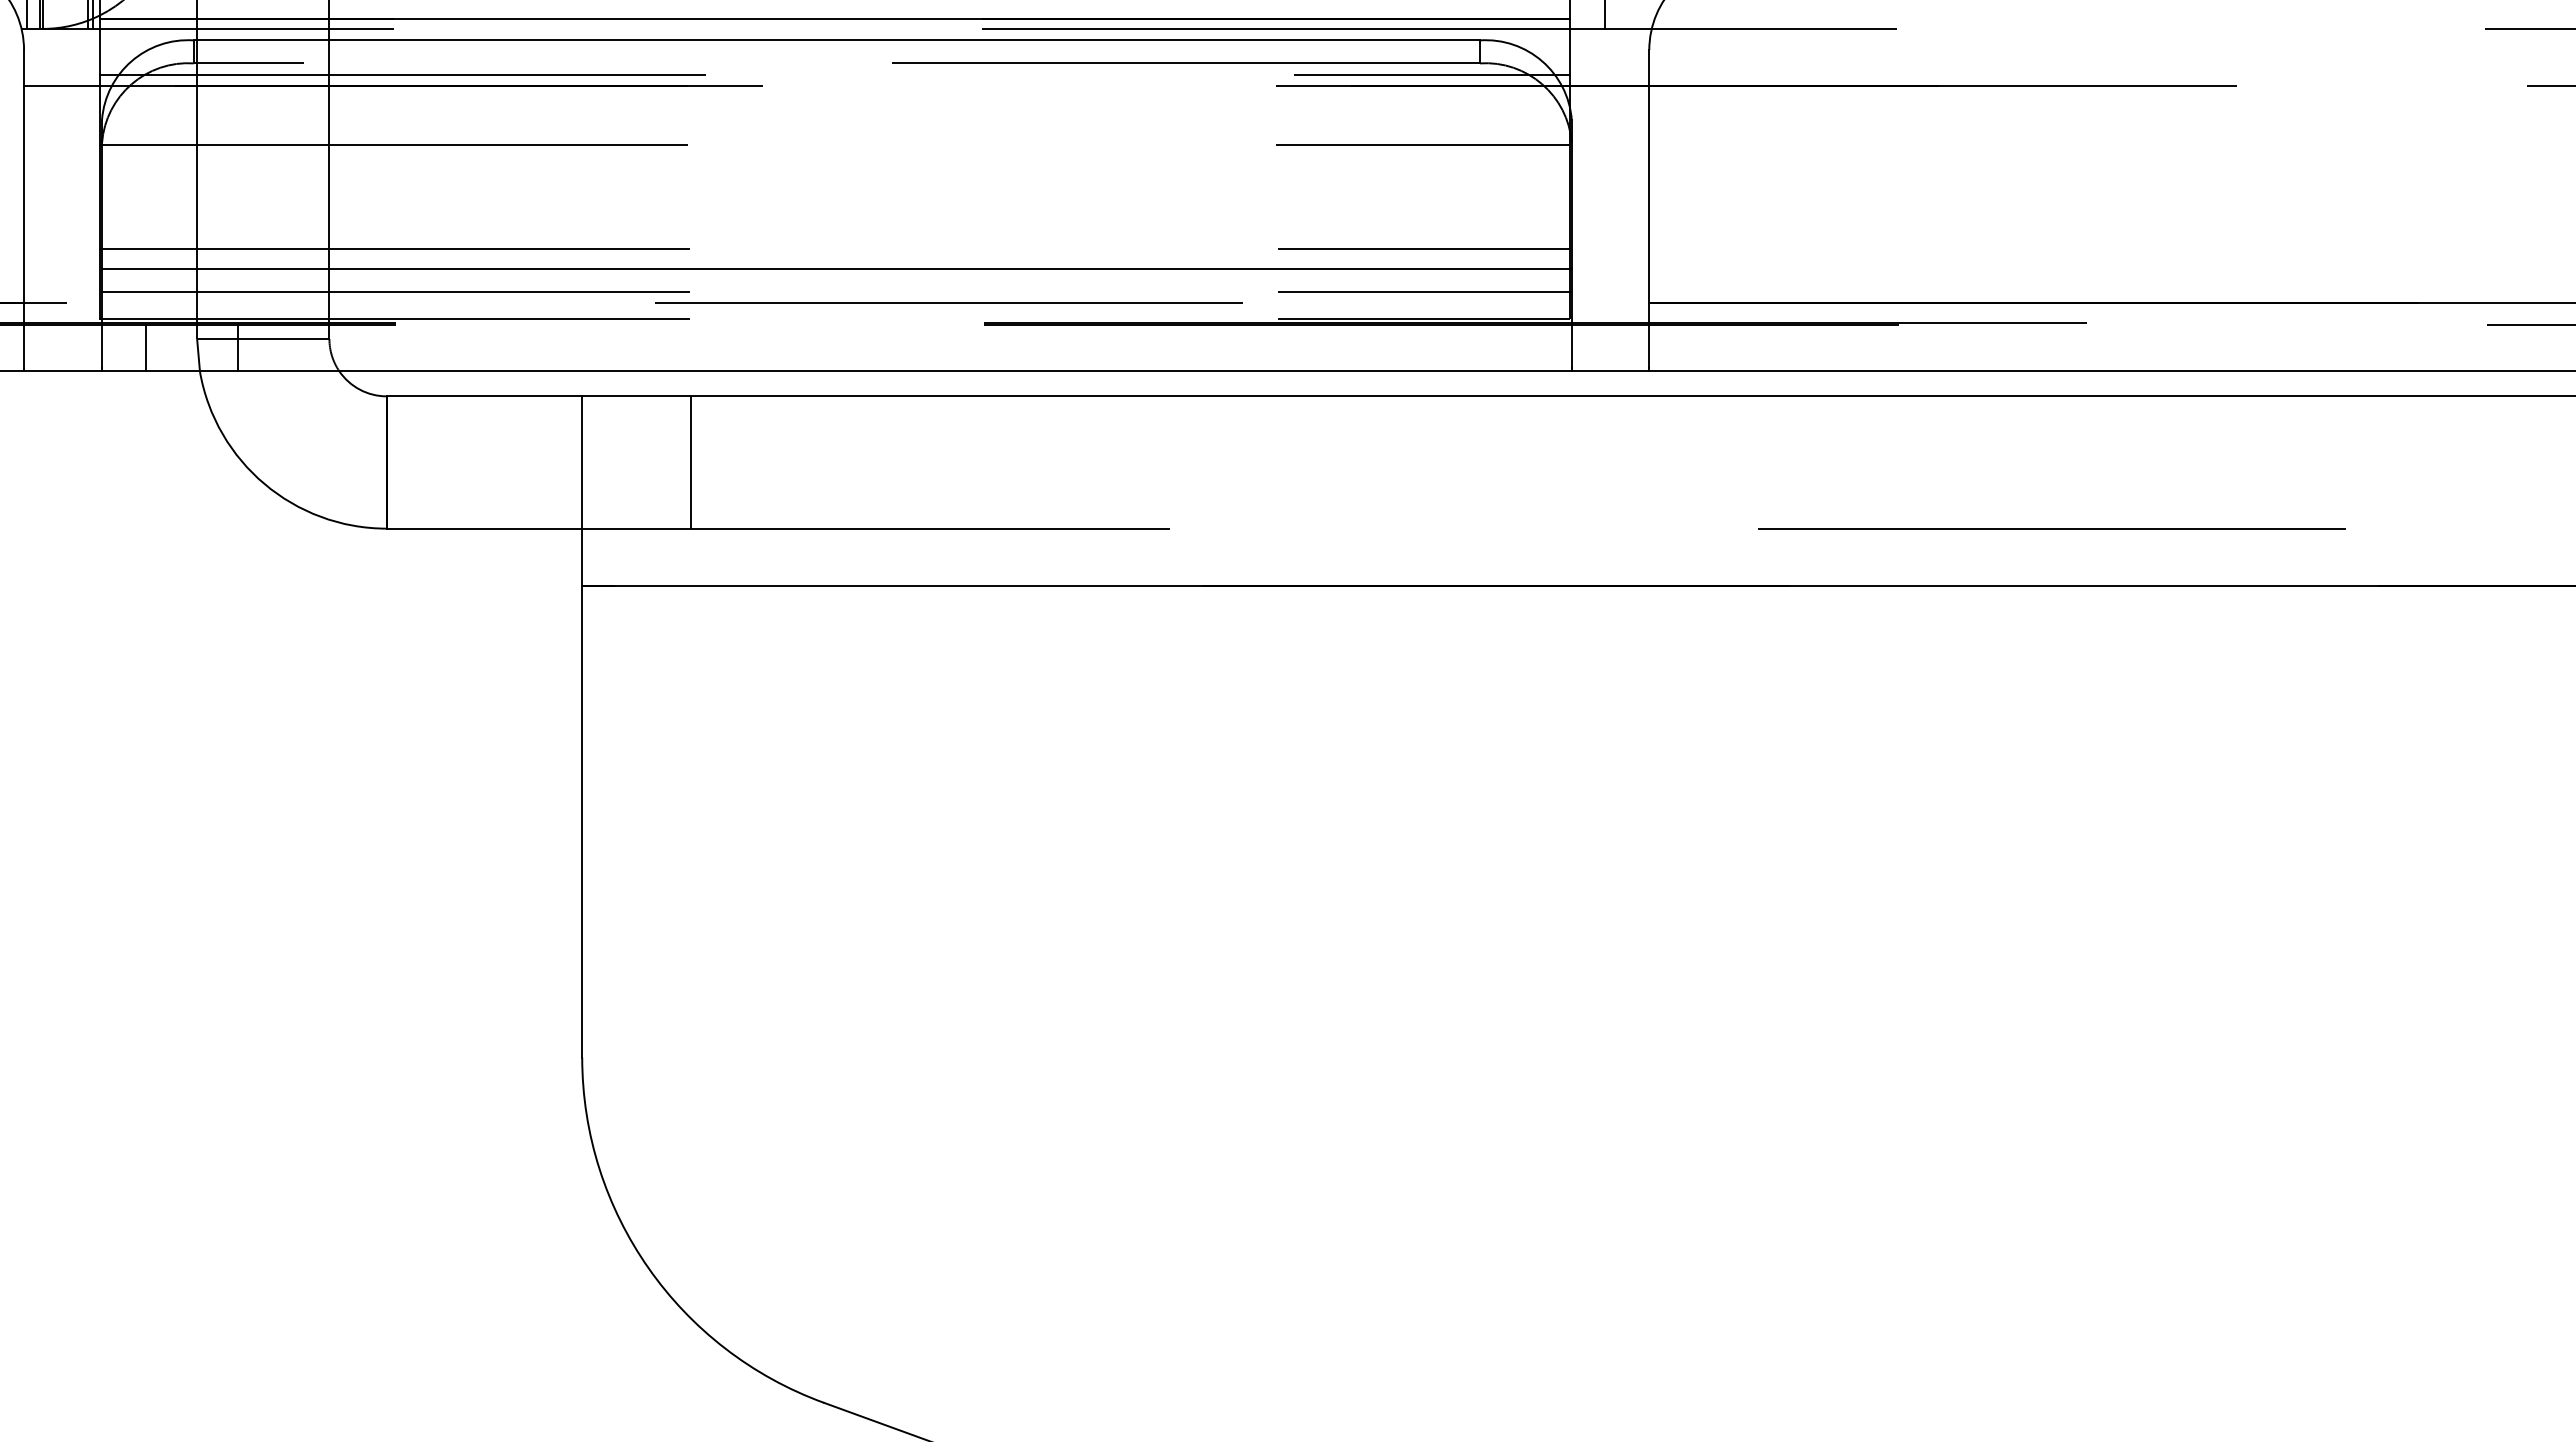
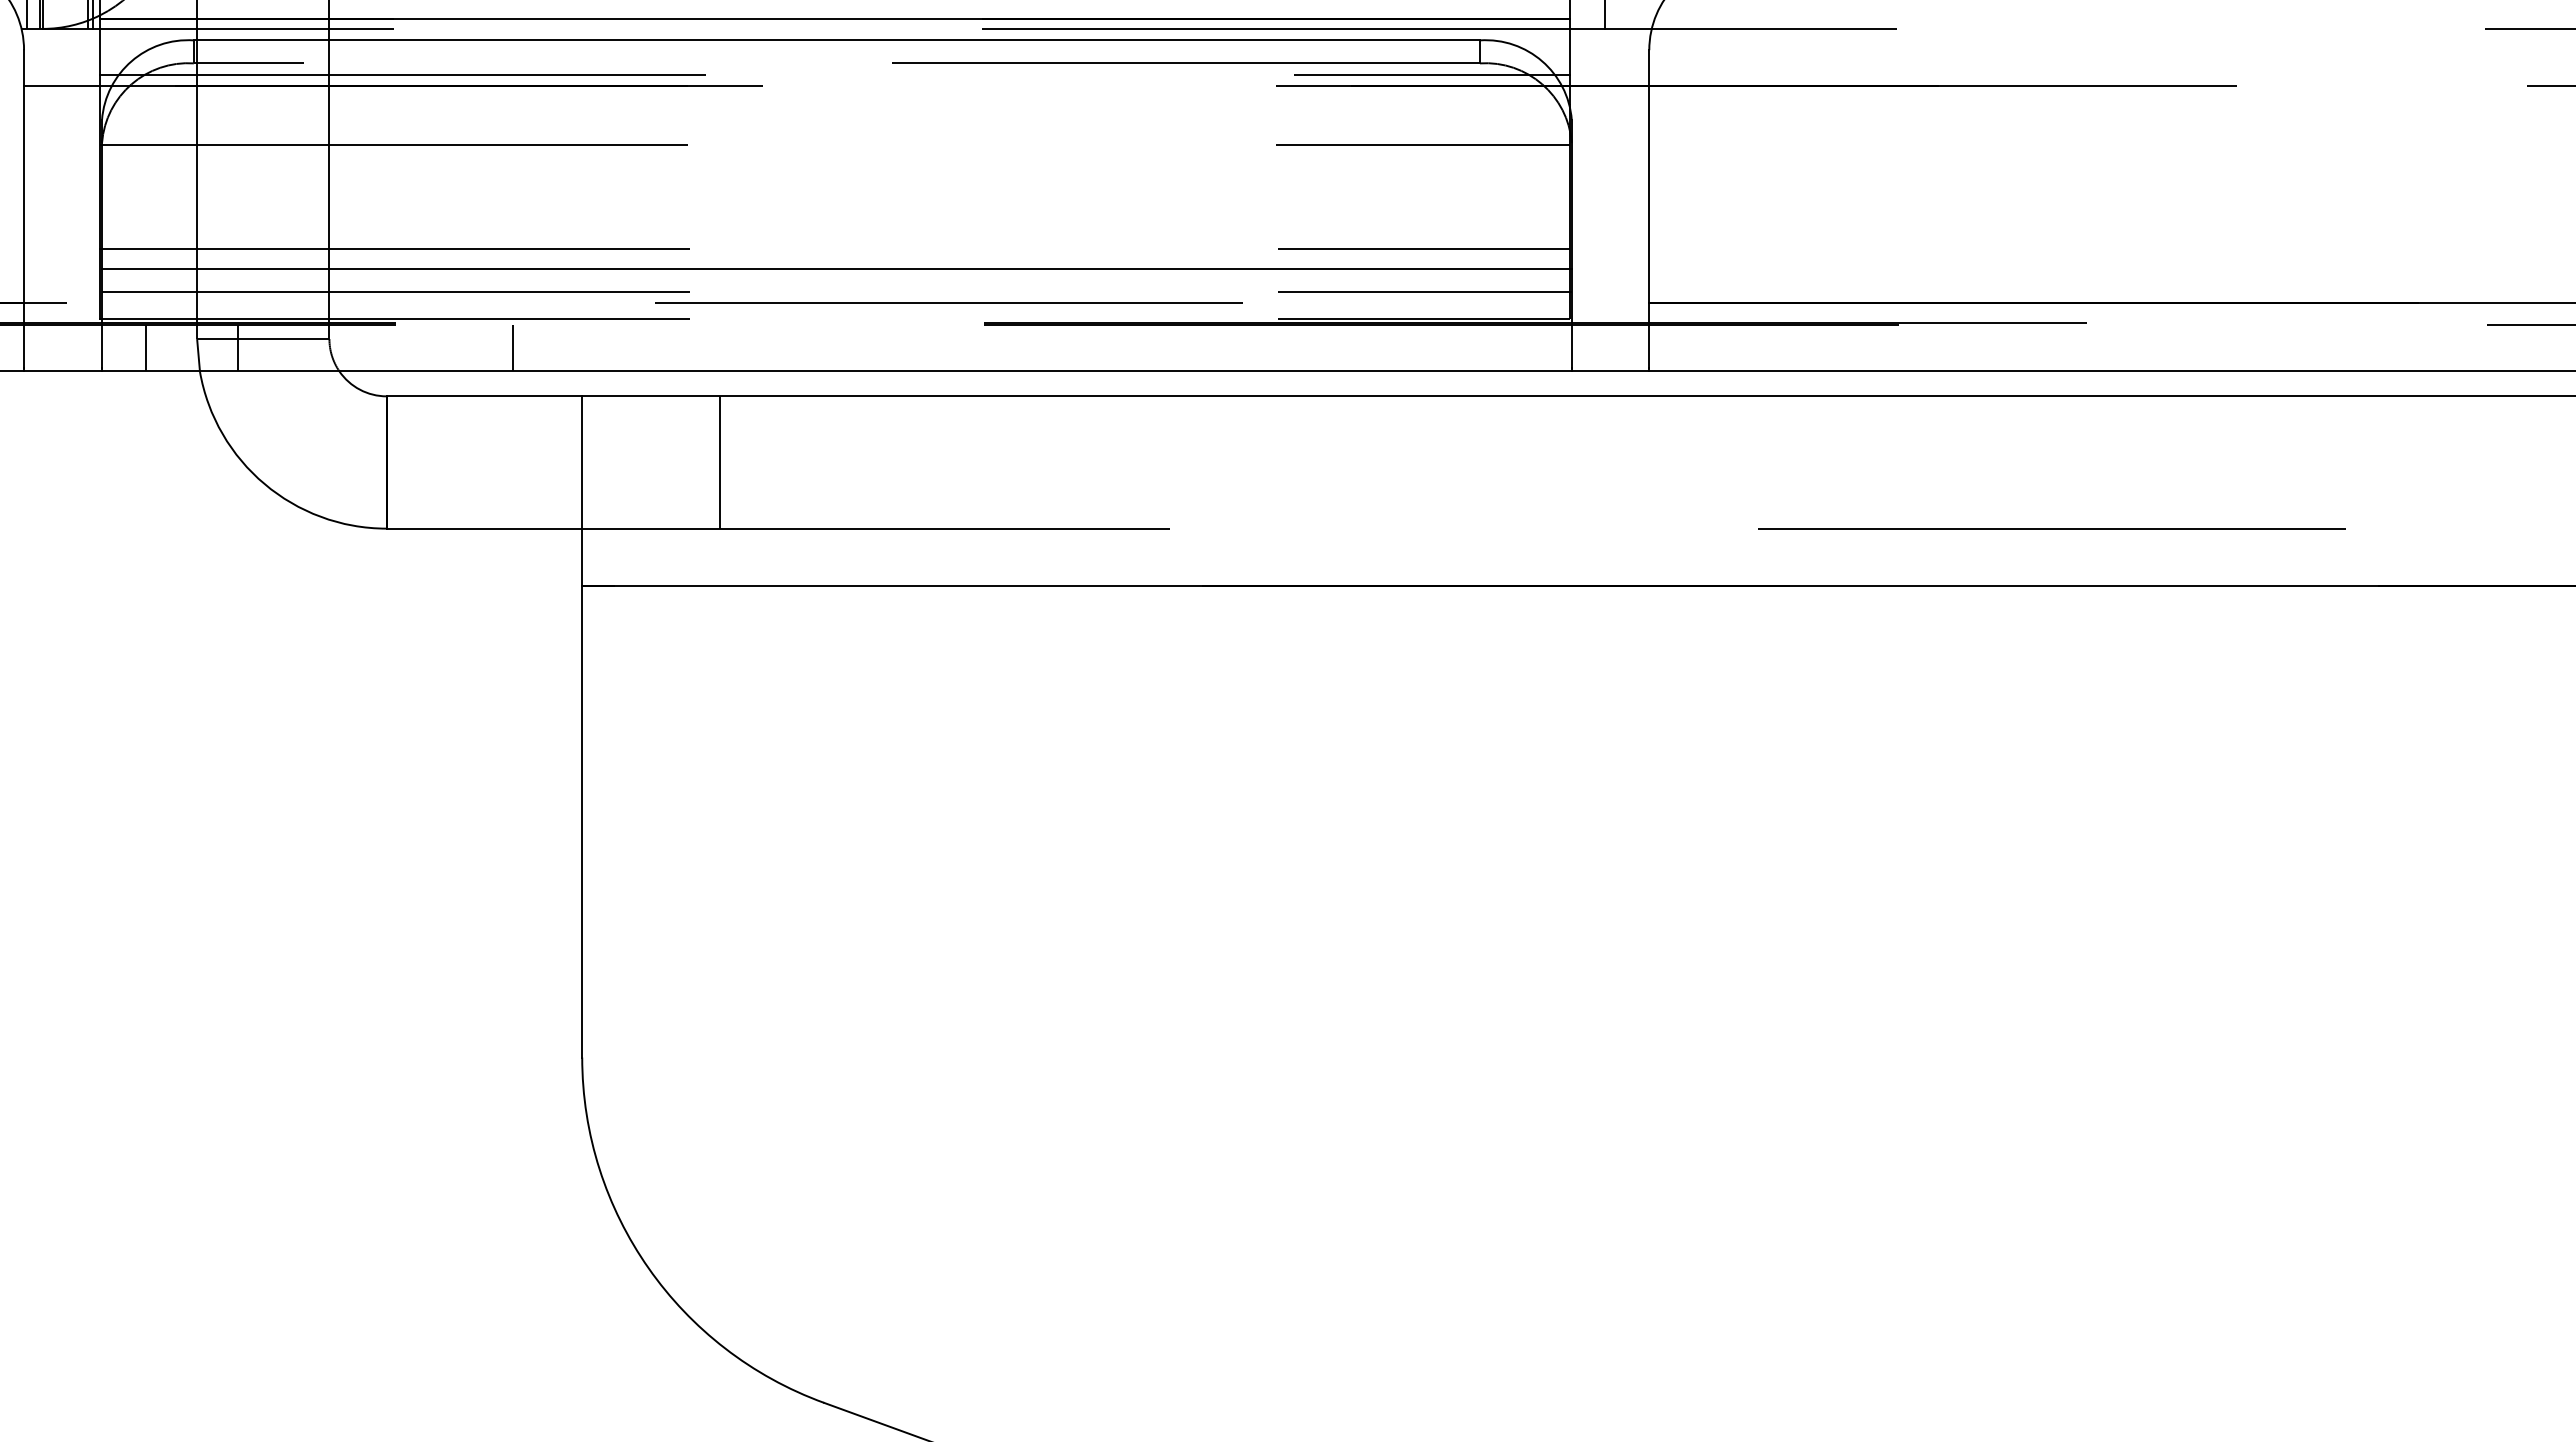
line: none -> present (513, 348)
line position: (691, 462) -> (720, 462) (720, 462)
